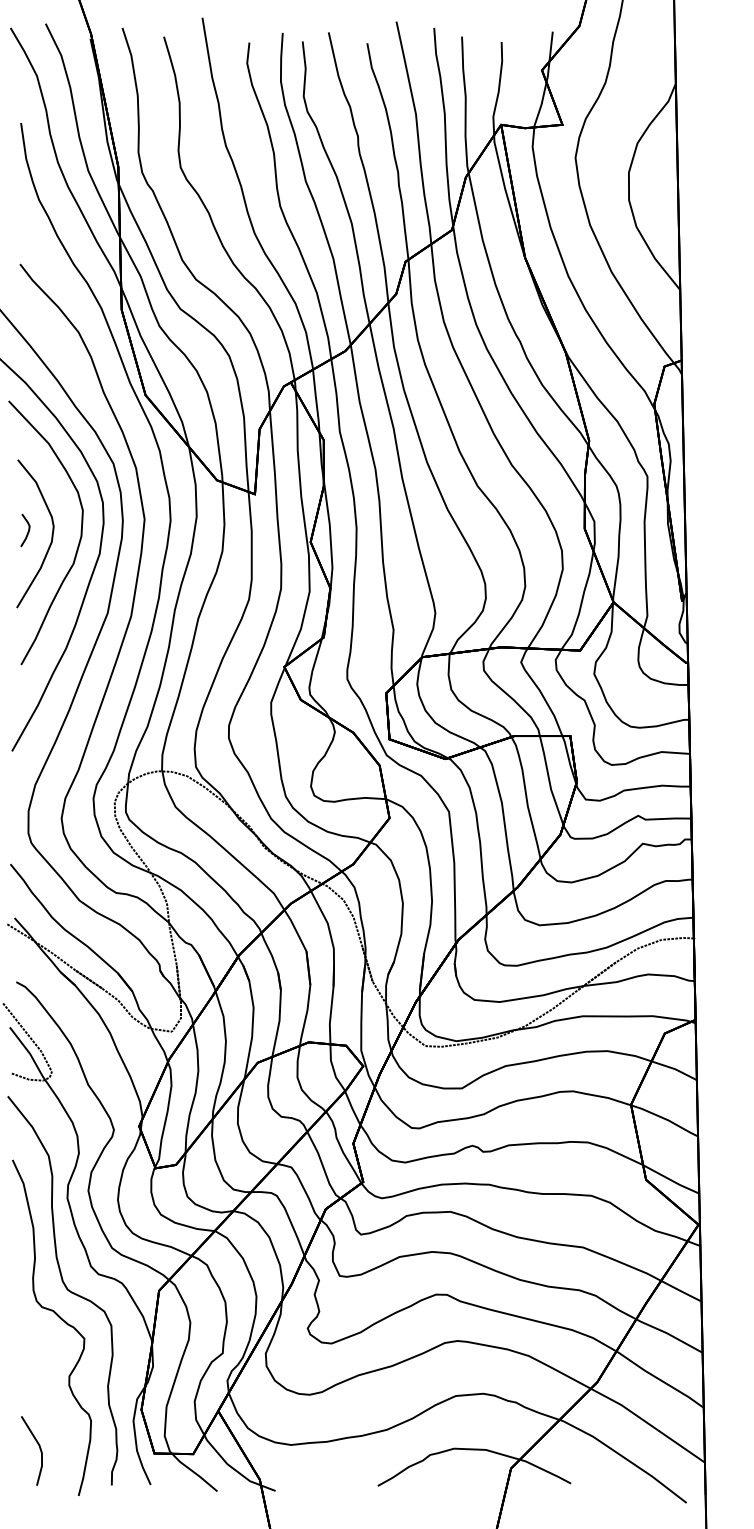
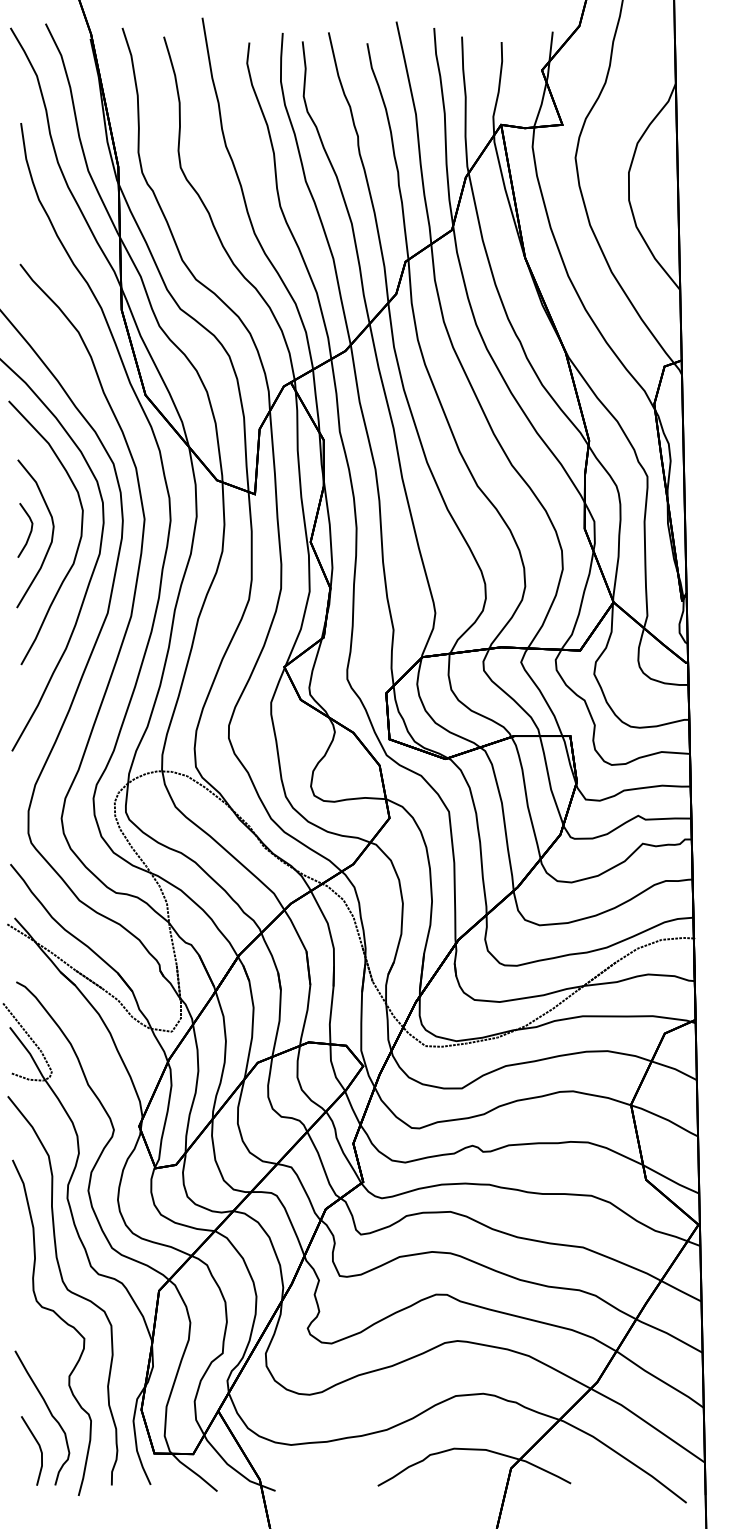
part size: 11x35 px -> 17x55 px (25, 530)
part: none -> present (50, 1414)
